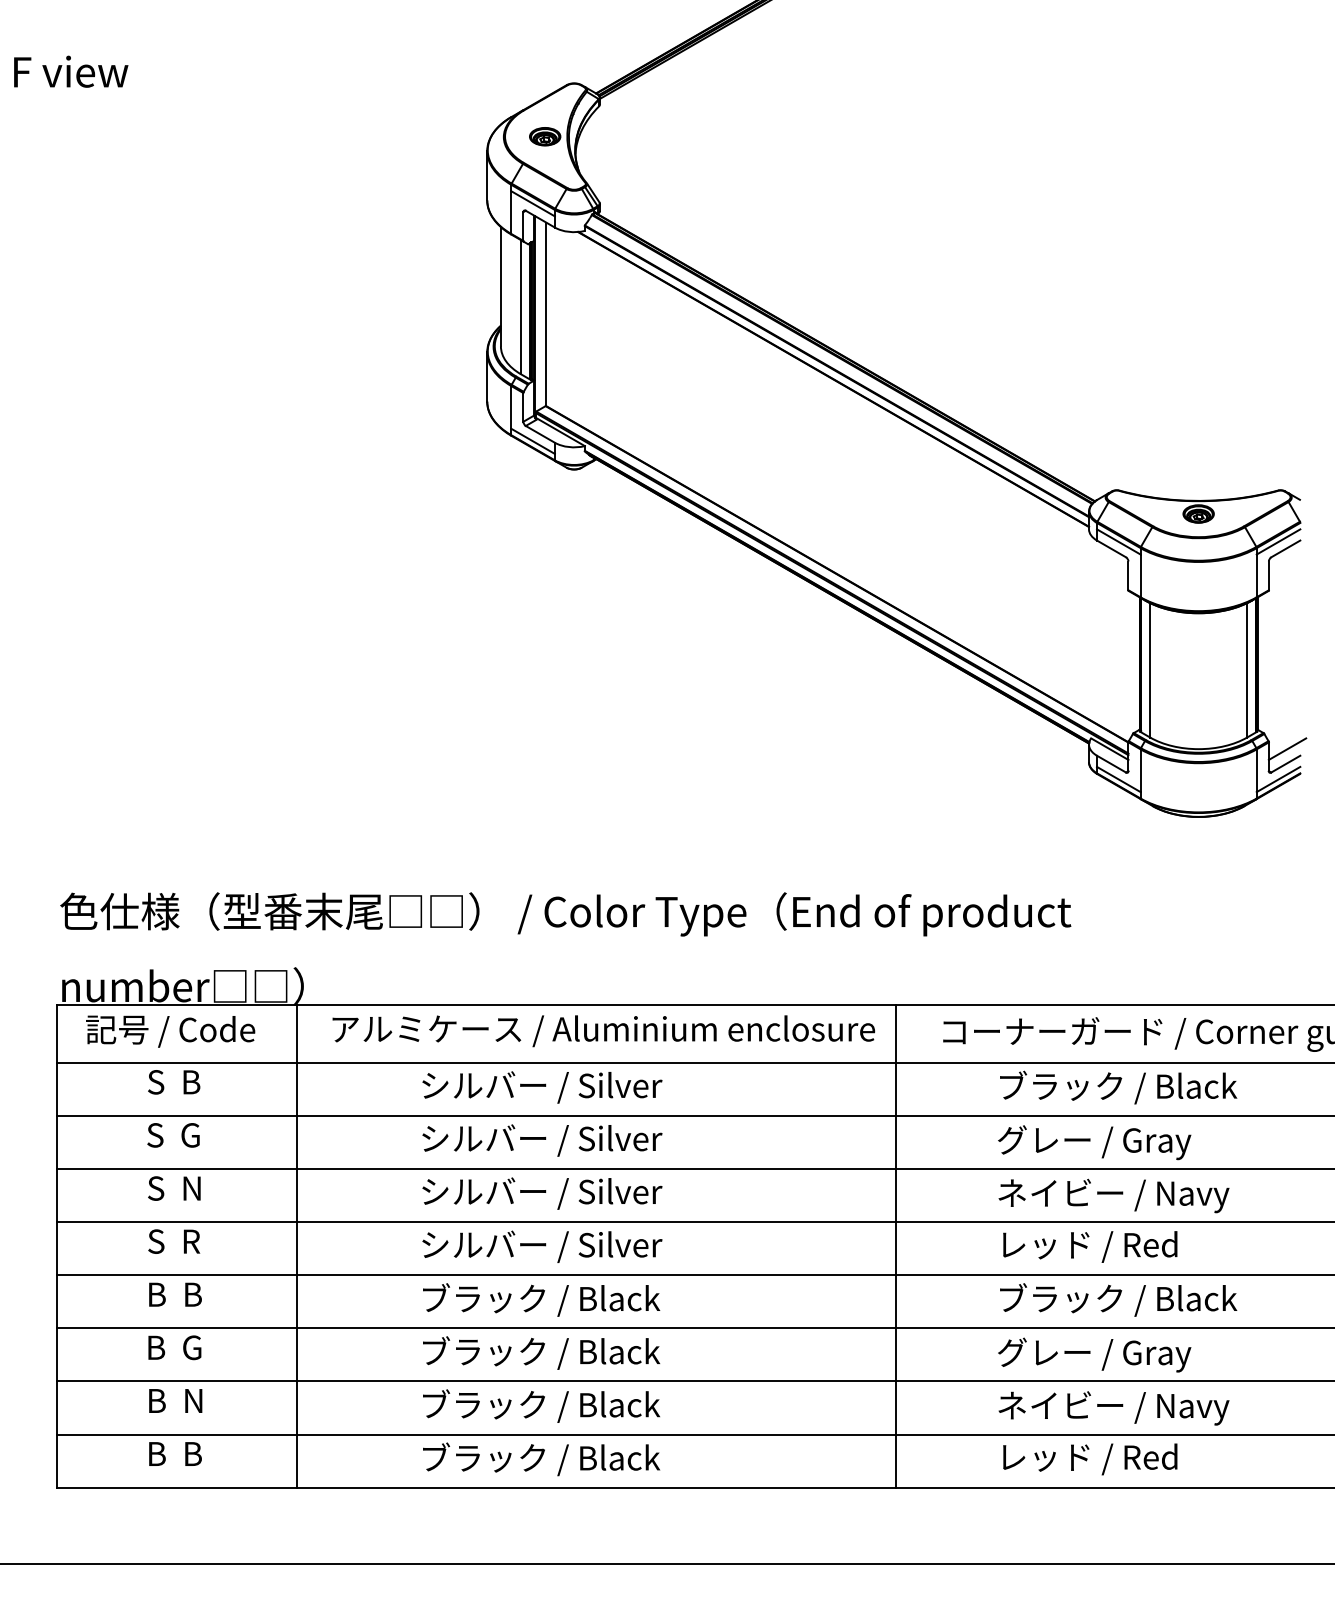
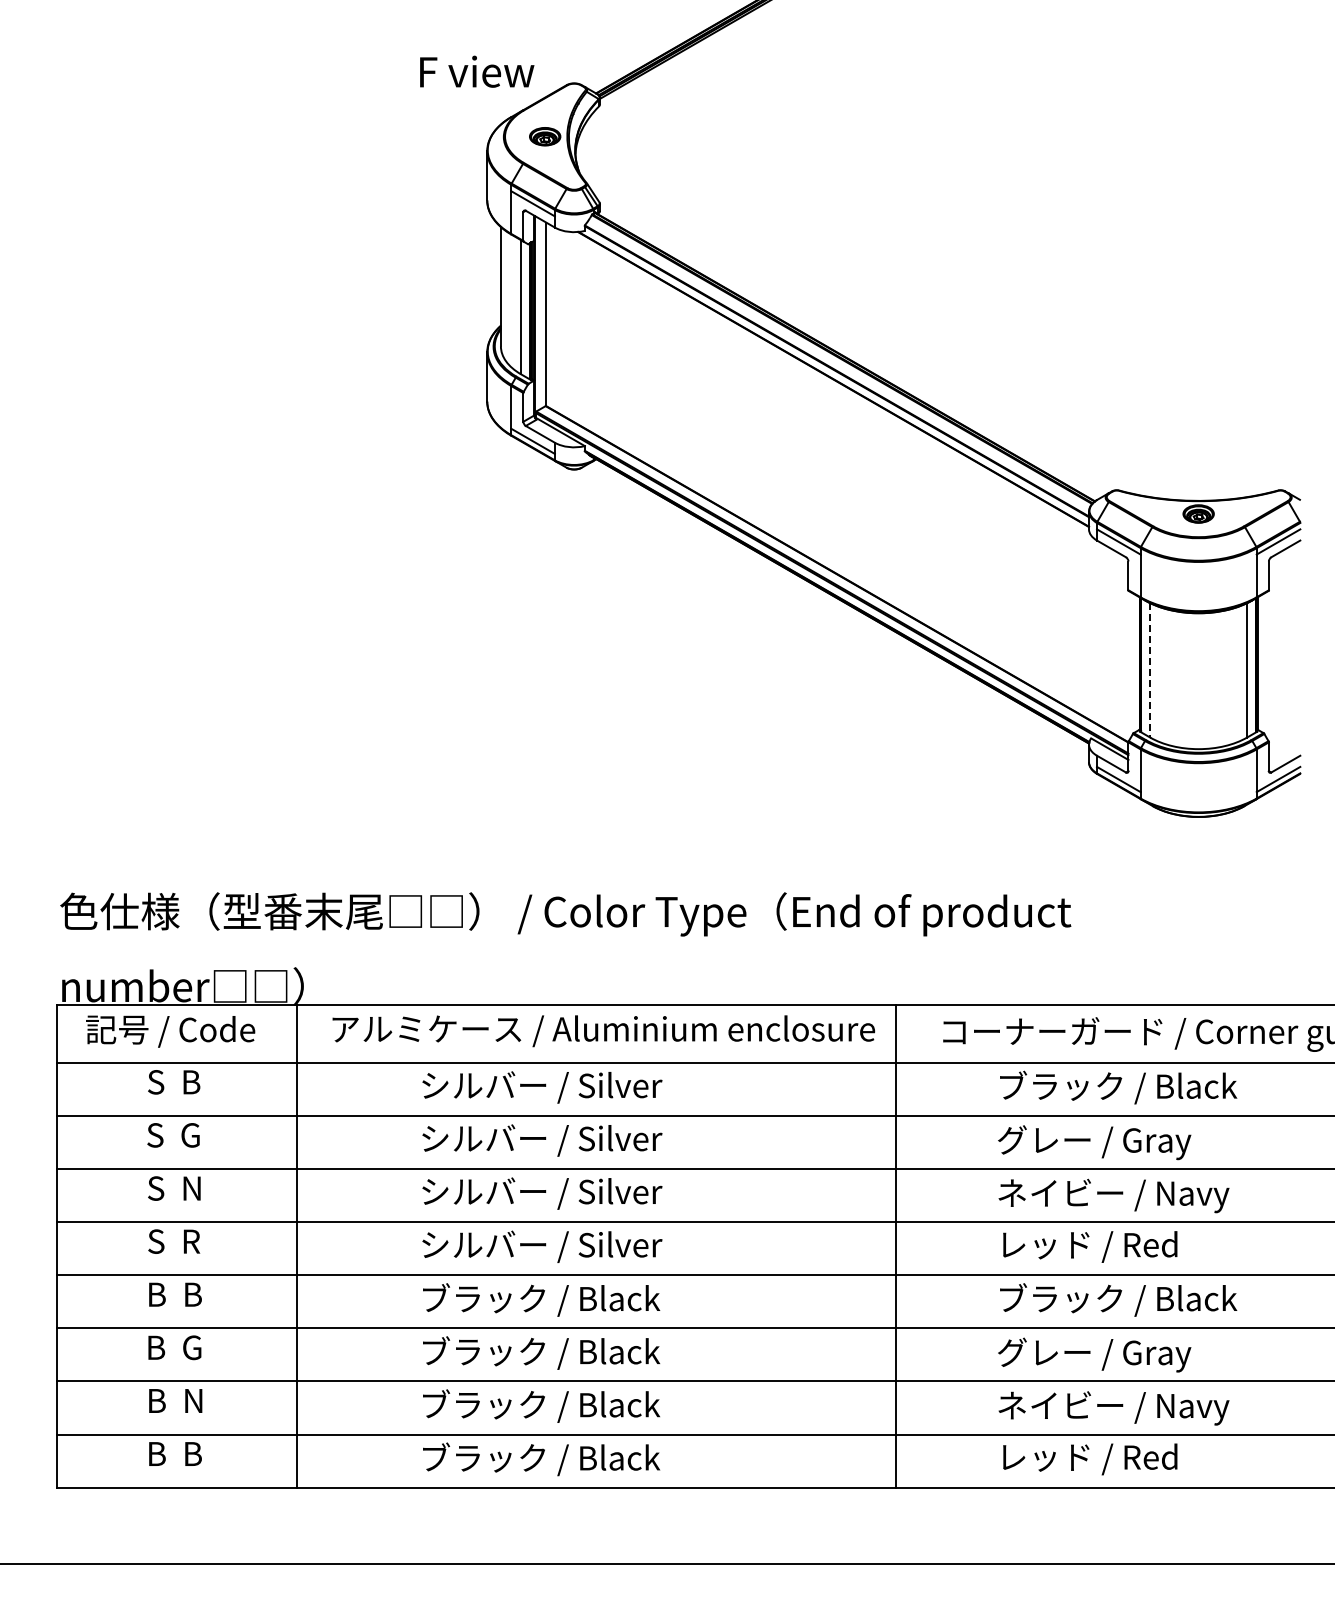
text position: (71, 71) -> (477, 71) (477, 71)
line: solid -> dashed (1150, 670)
line: present -> none (1287, 748)
